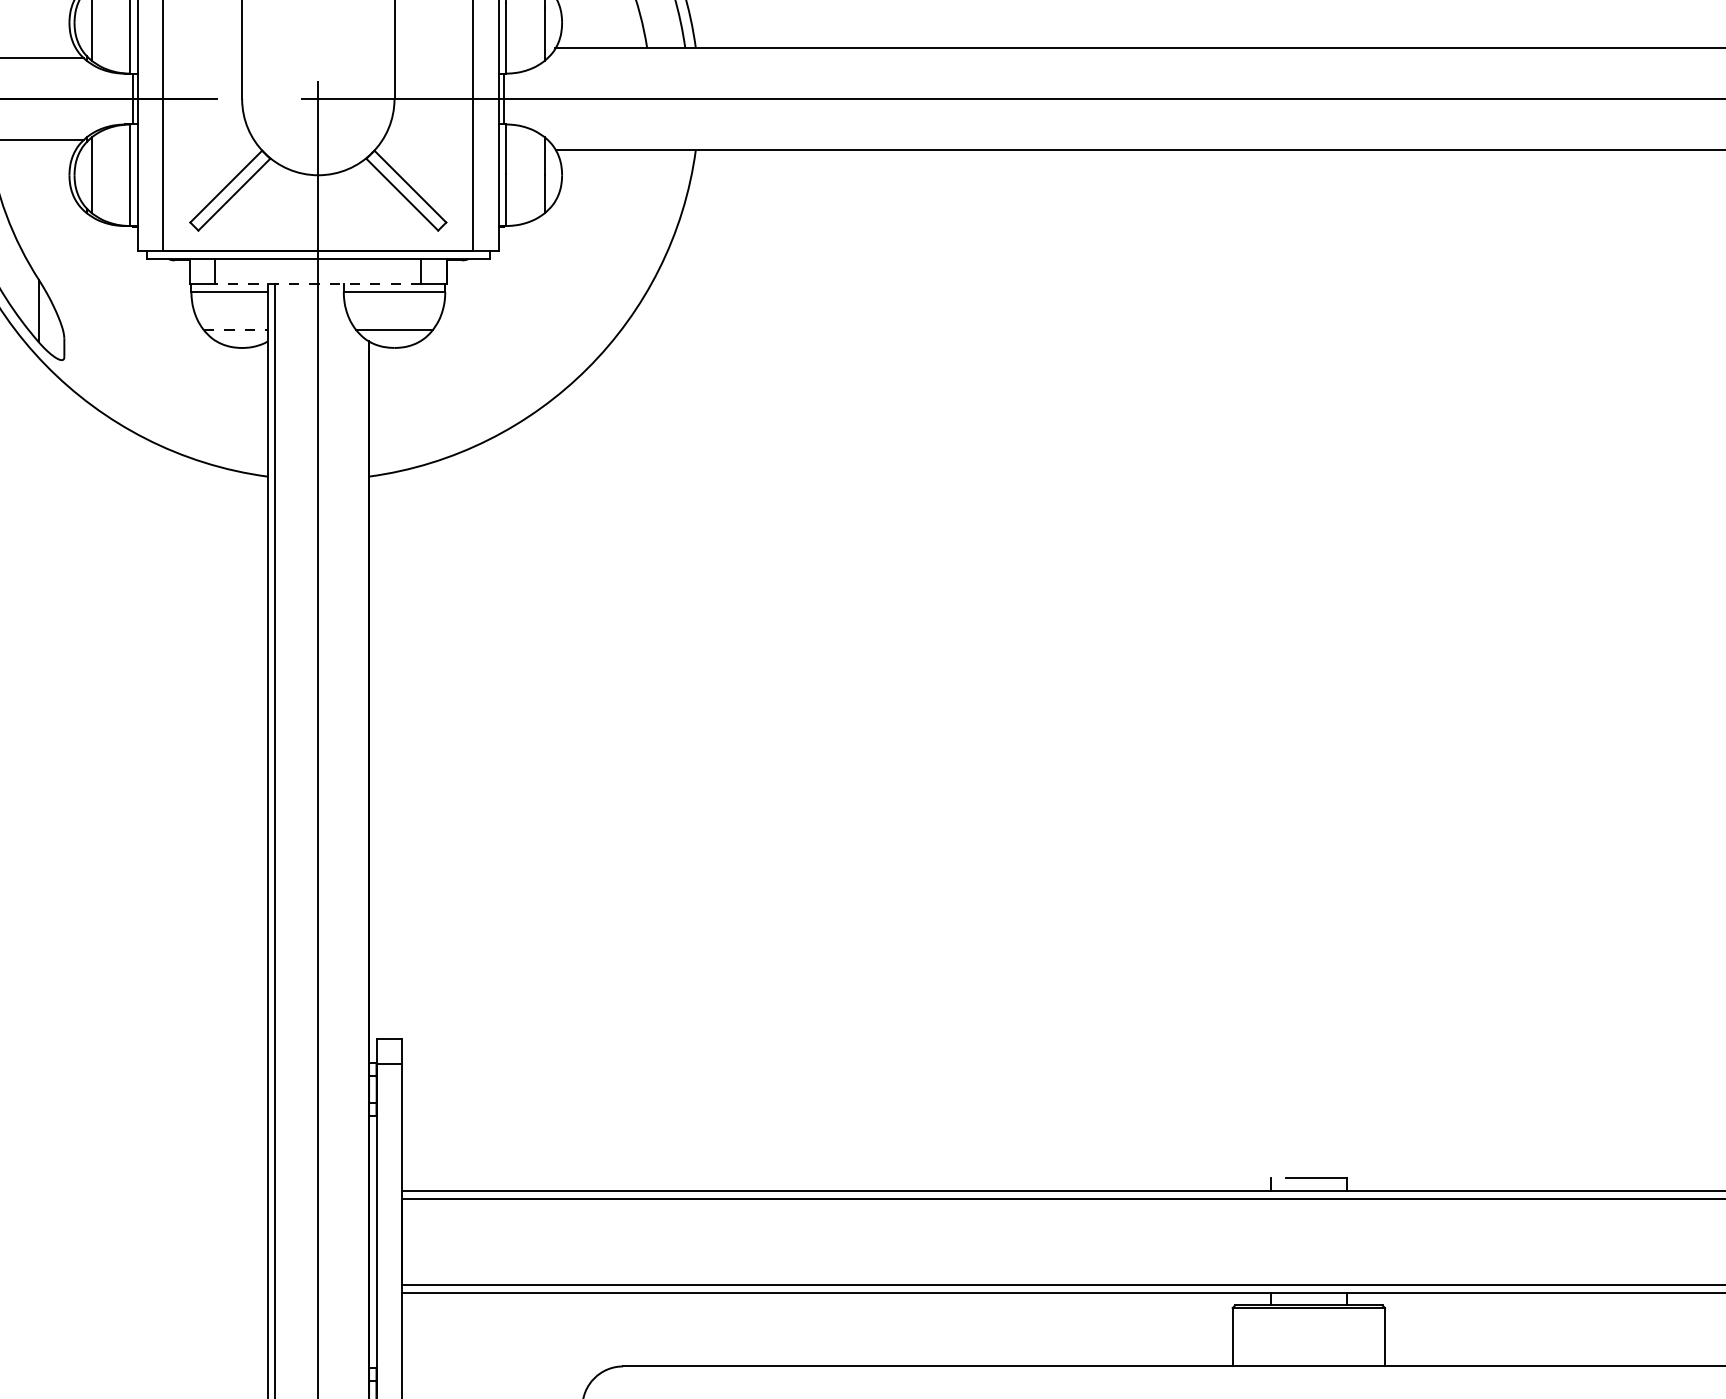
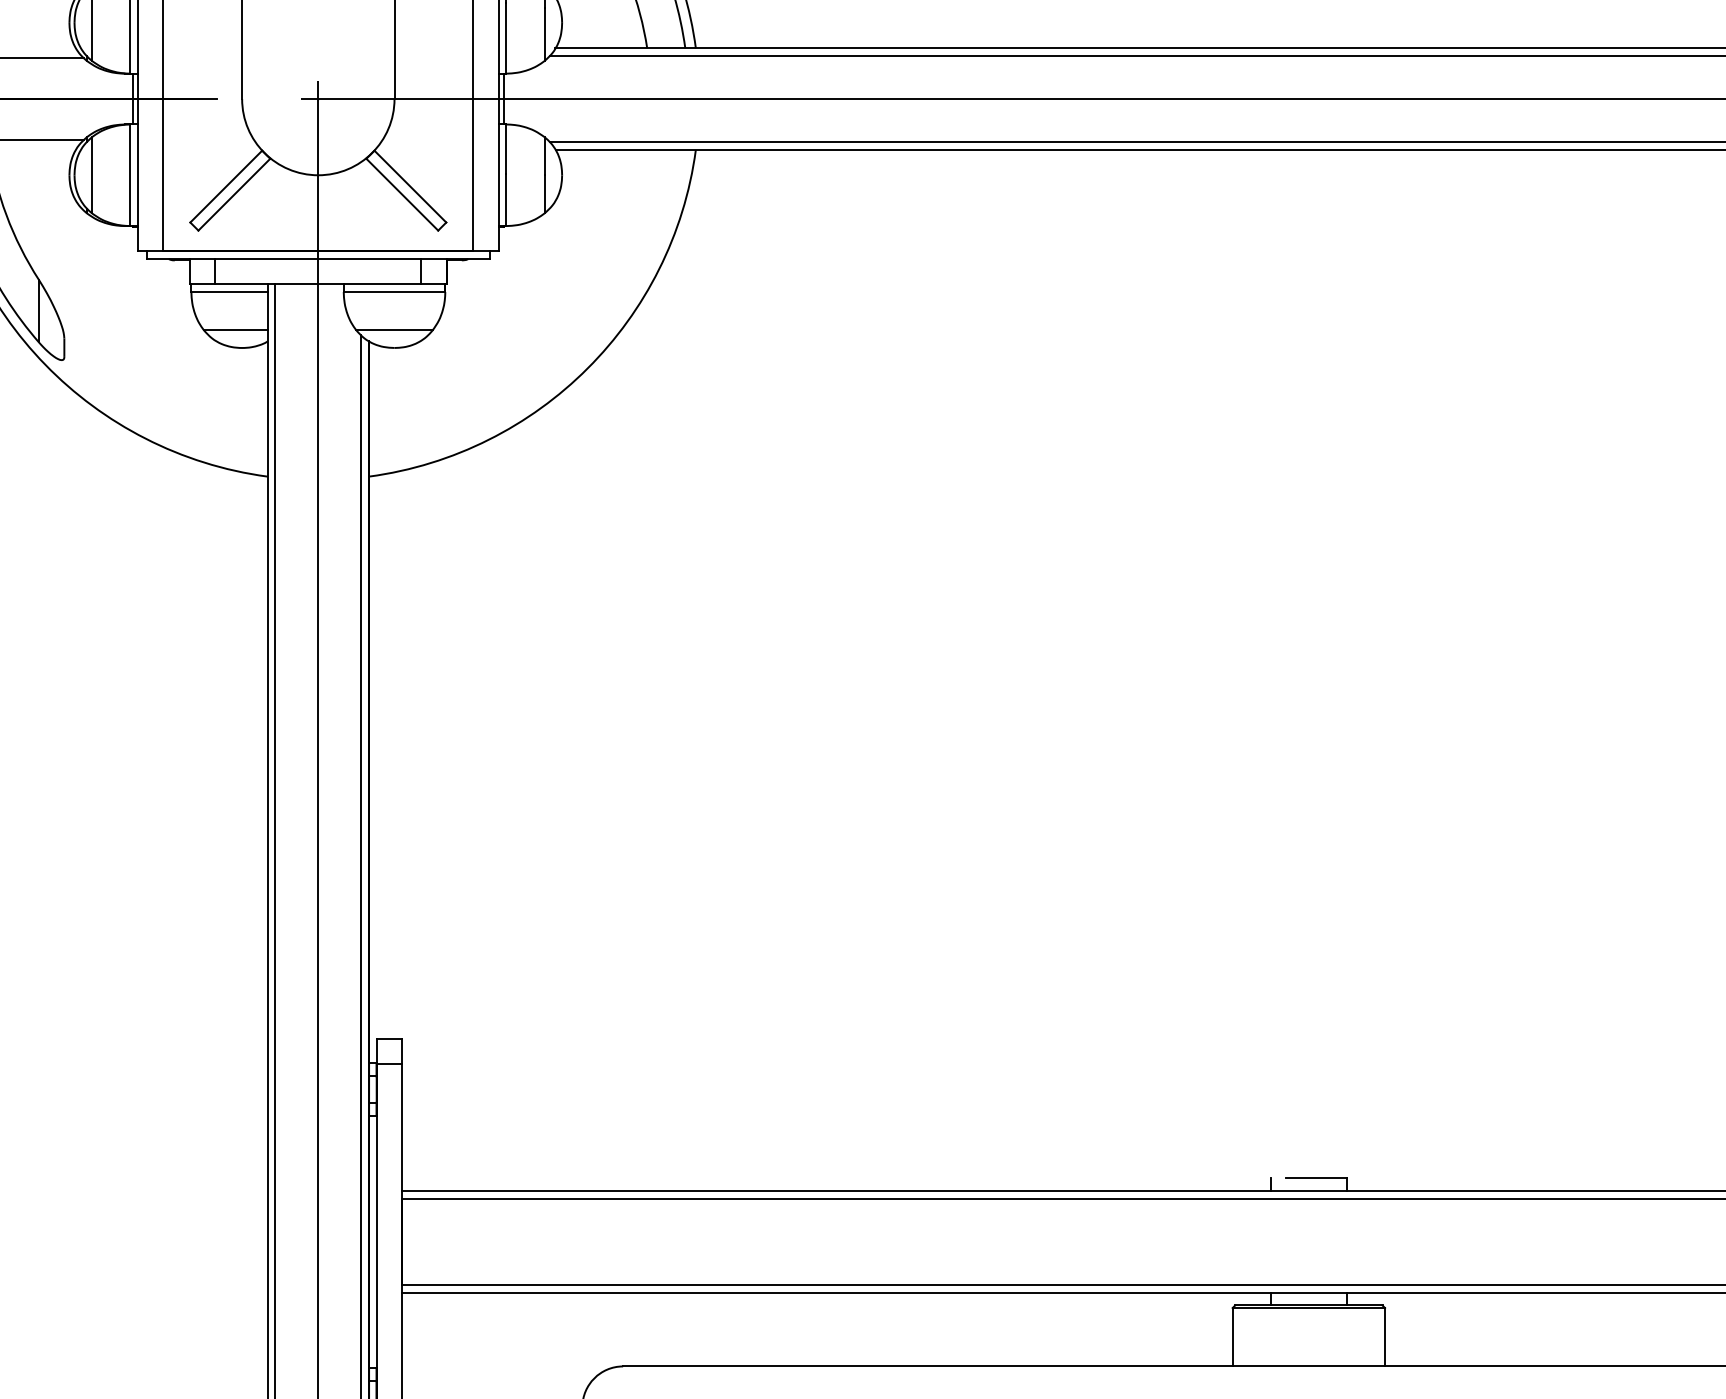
line: none -> present (1135, 55)
line: none -> present (1135, 142)
line: dashed -> solid (318, 284)
line: dashed -> solid (235, 330)
line: none -> present (361, 865)
